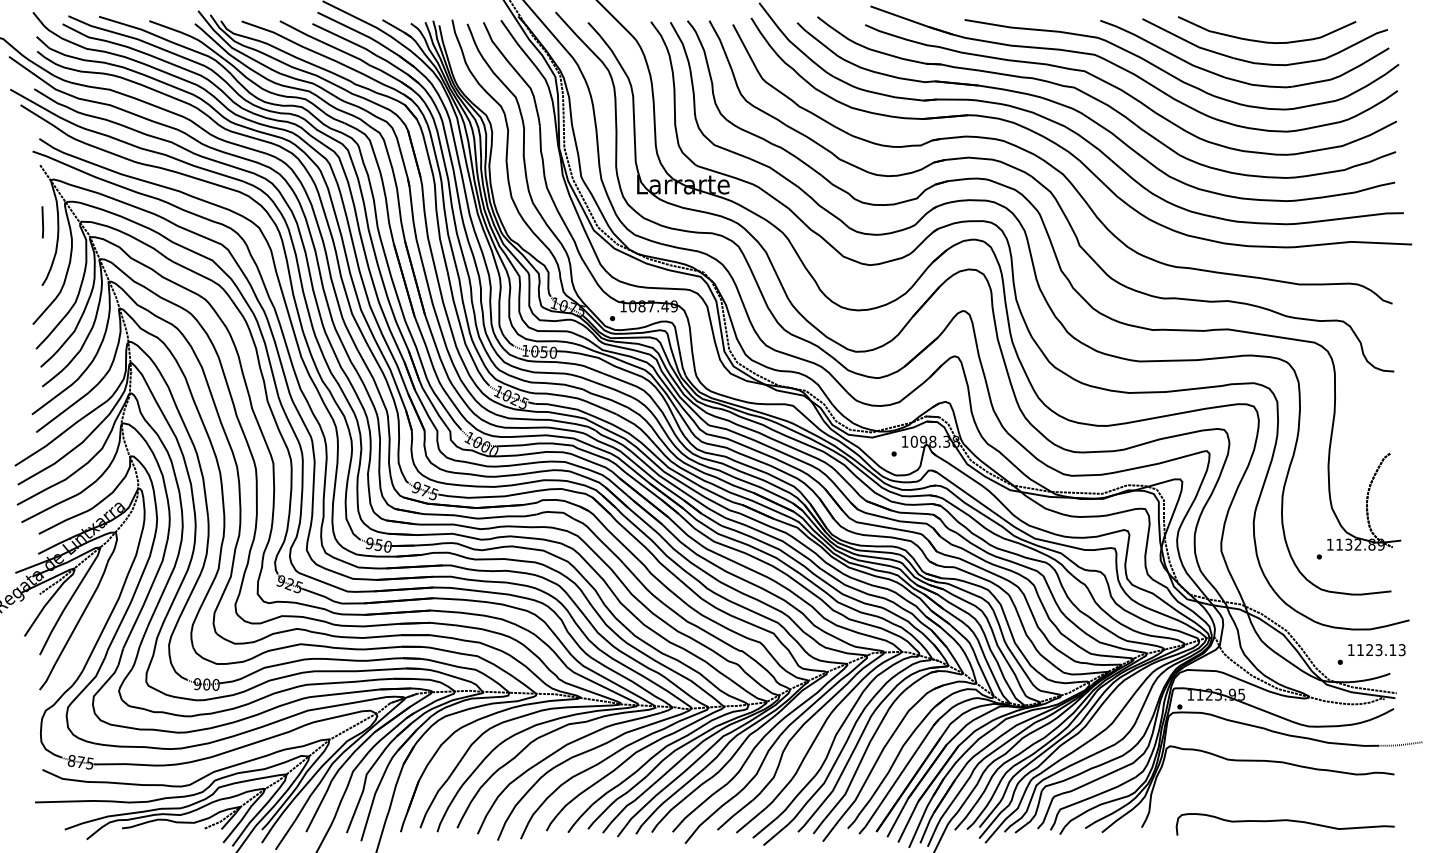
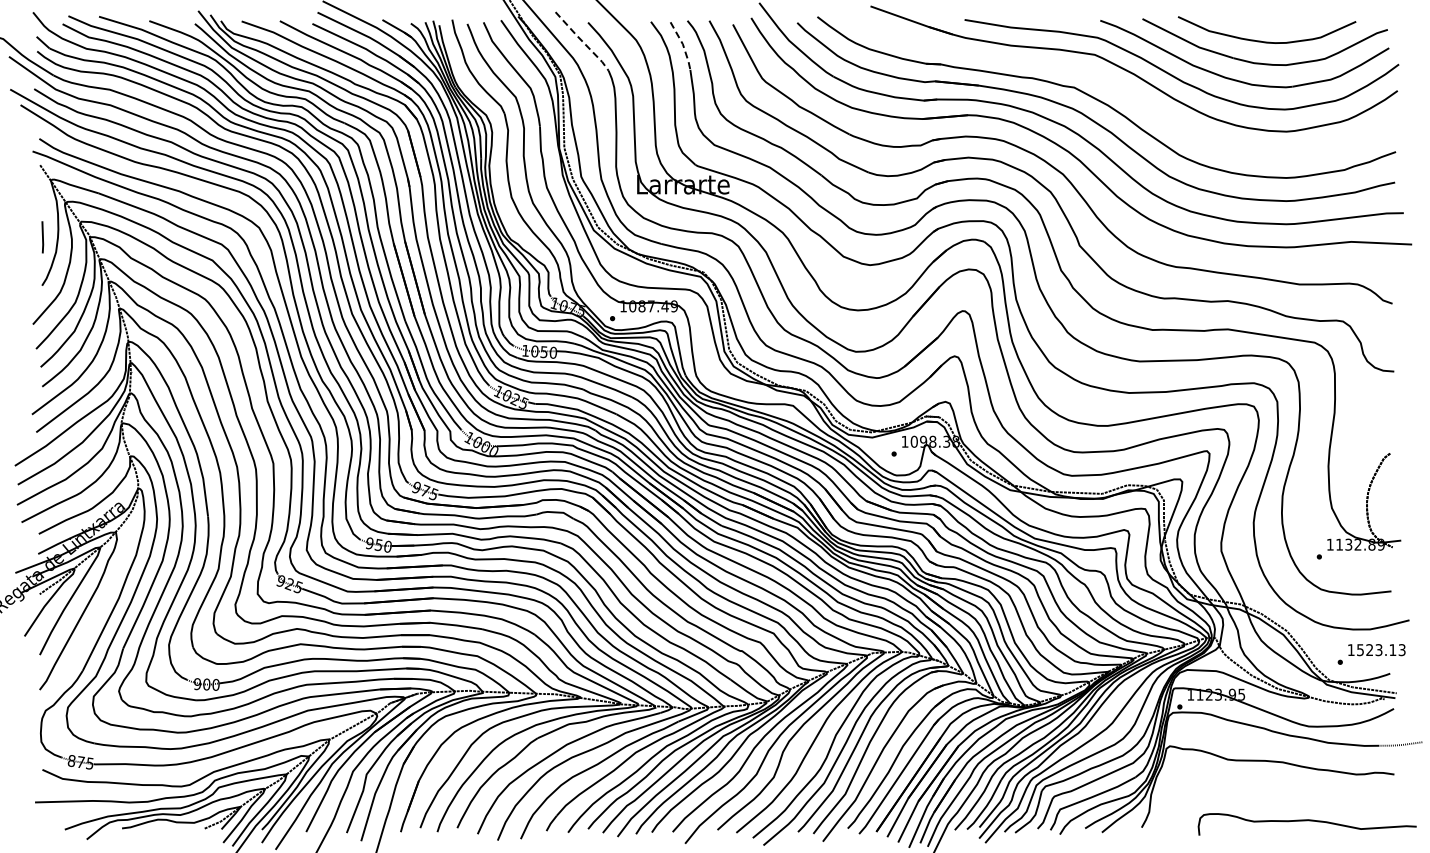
line: solid -> dashed (582, 41)
line: solid -> dashed (683, 45)
curve: present -> none (1127, 92)
line position: (42, 222) -> (42, 237) (42, 237)
text: 1123.13 -> 1523.13 (1360, 650)
curve position: (1284, 821) -> (1306, 821) (1306, 821)
